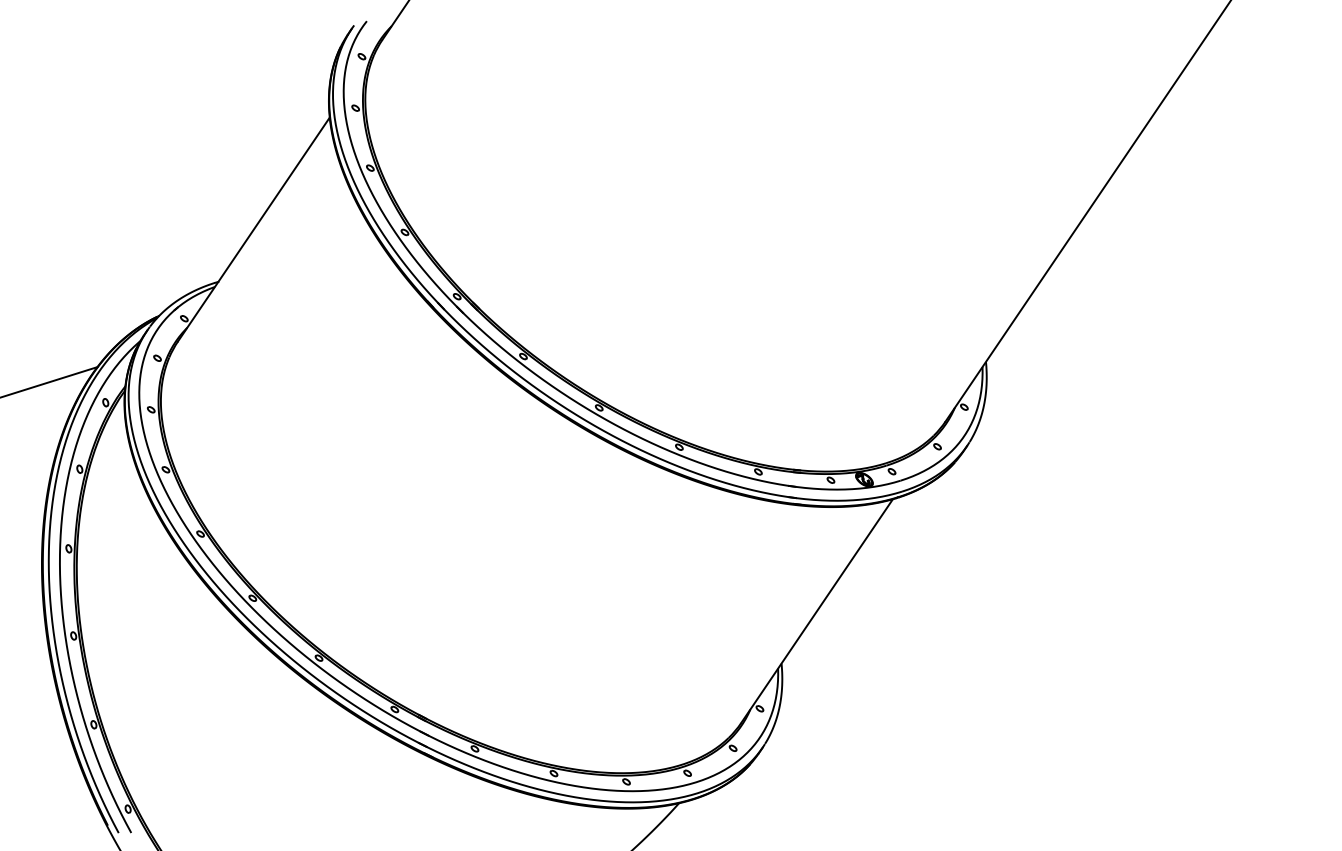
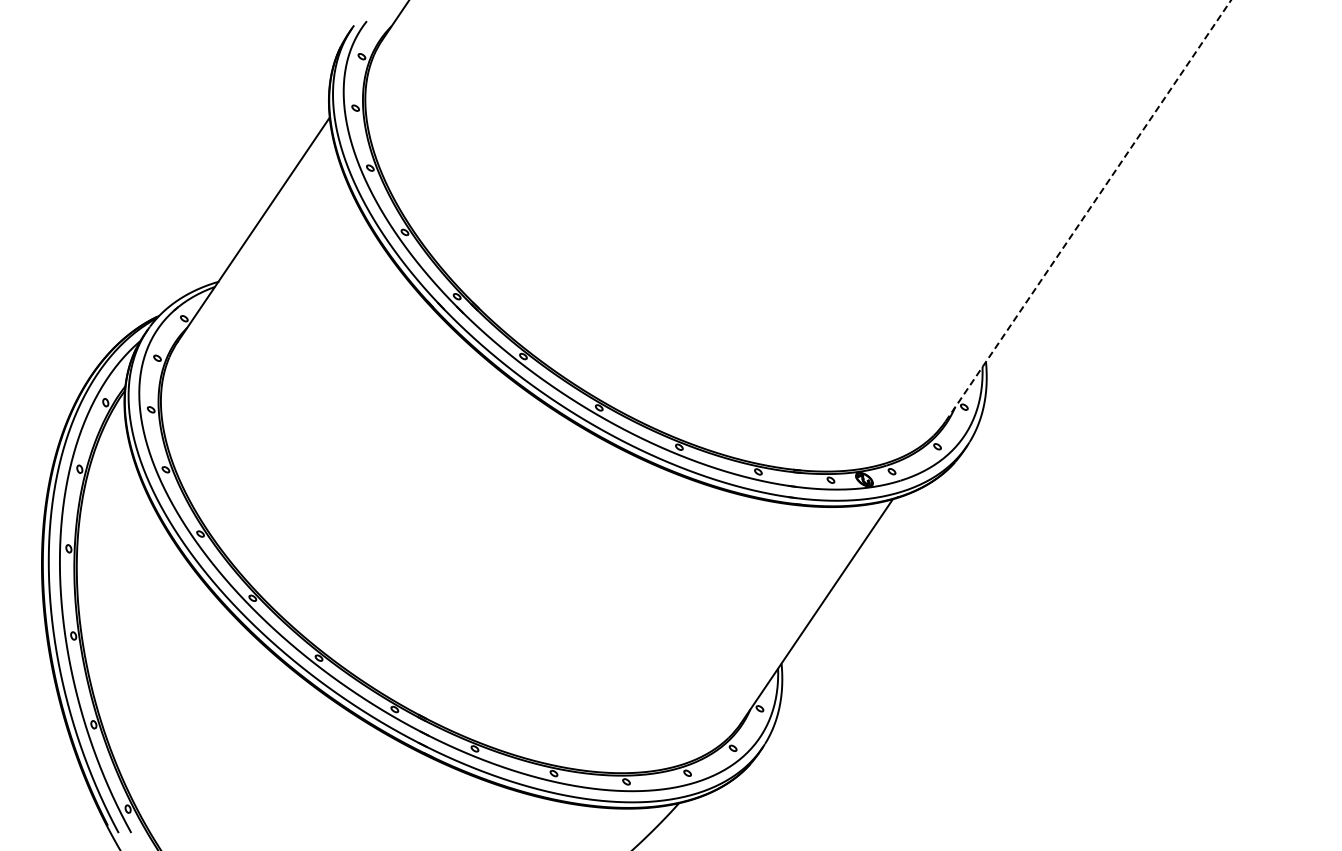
line: solid -> dashed (1088, 210)
line: present -> none (49, 382)
